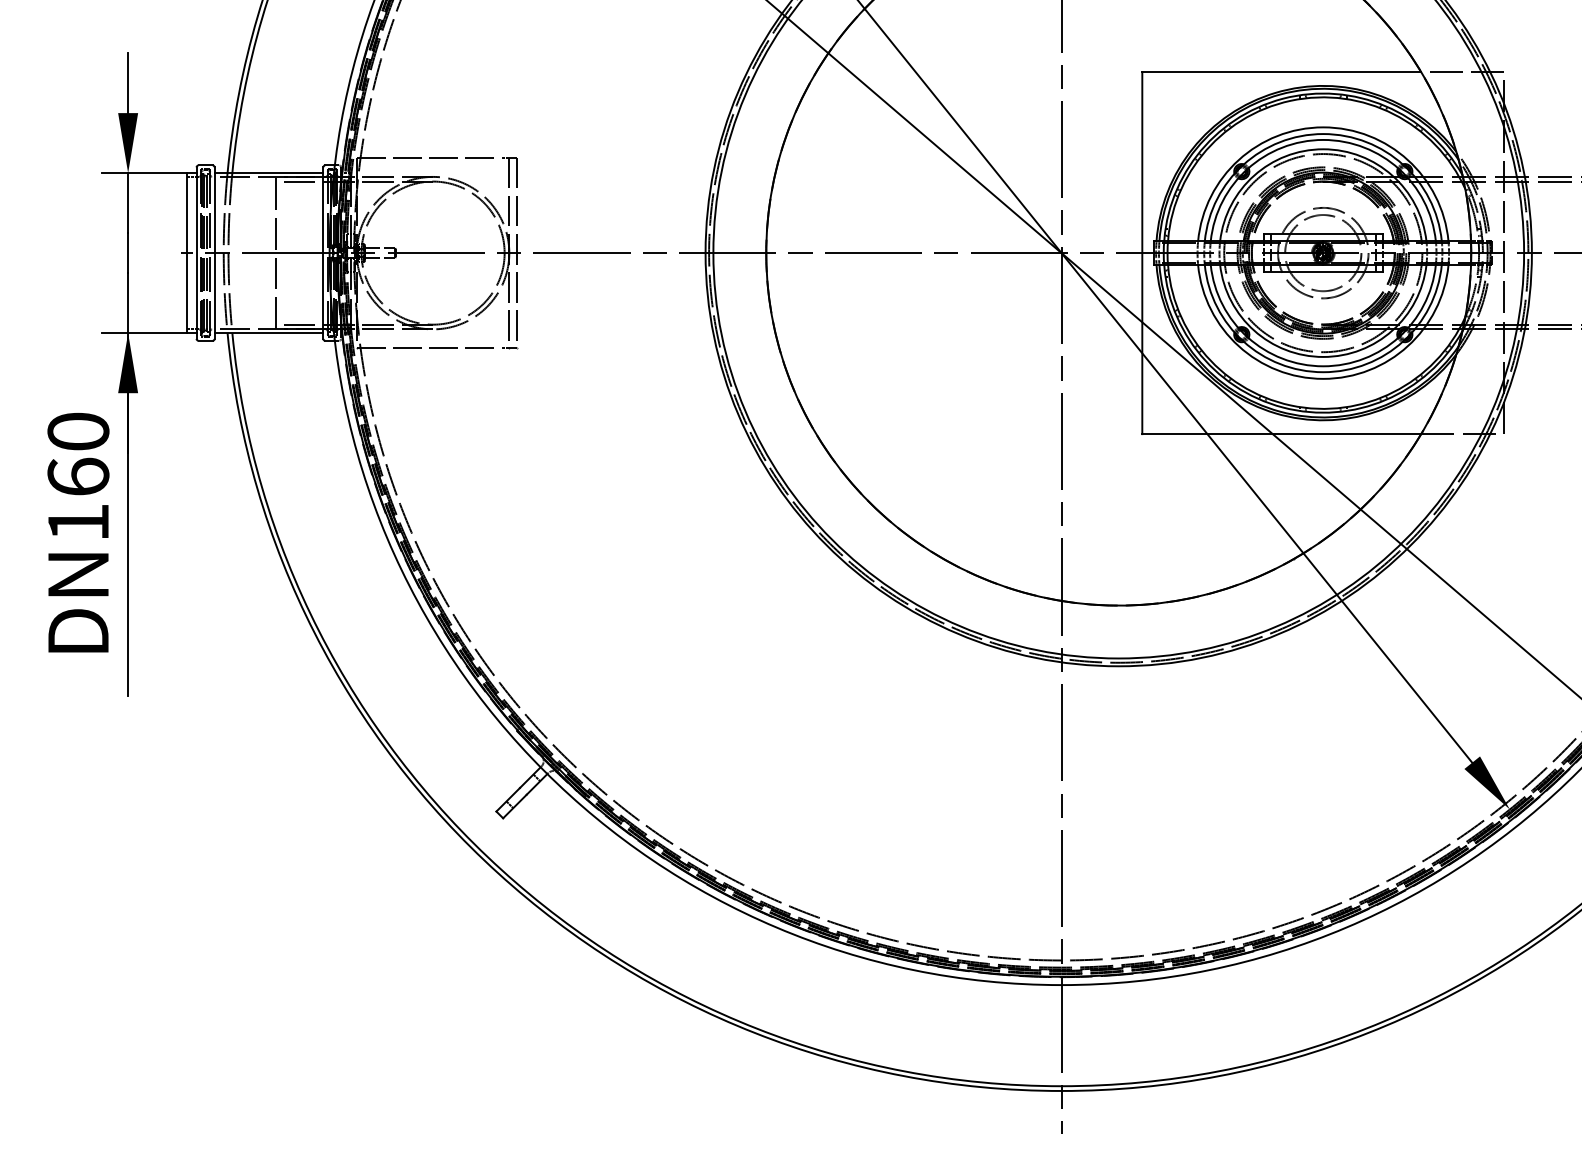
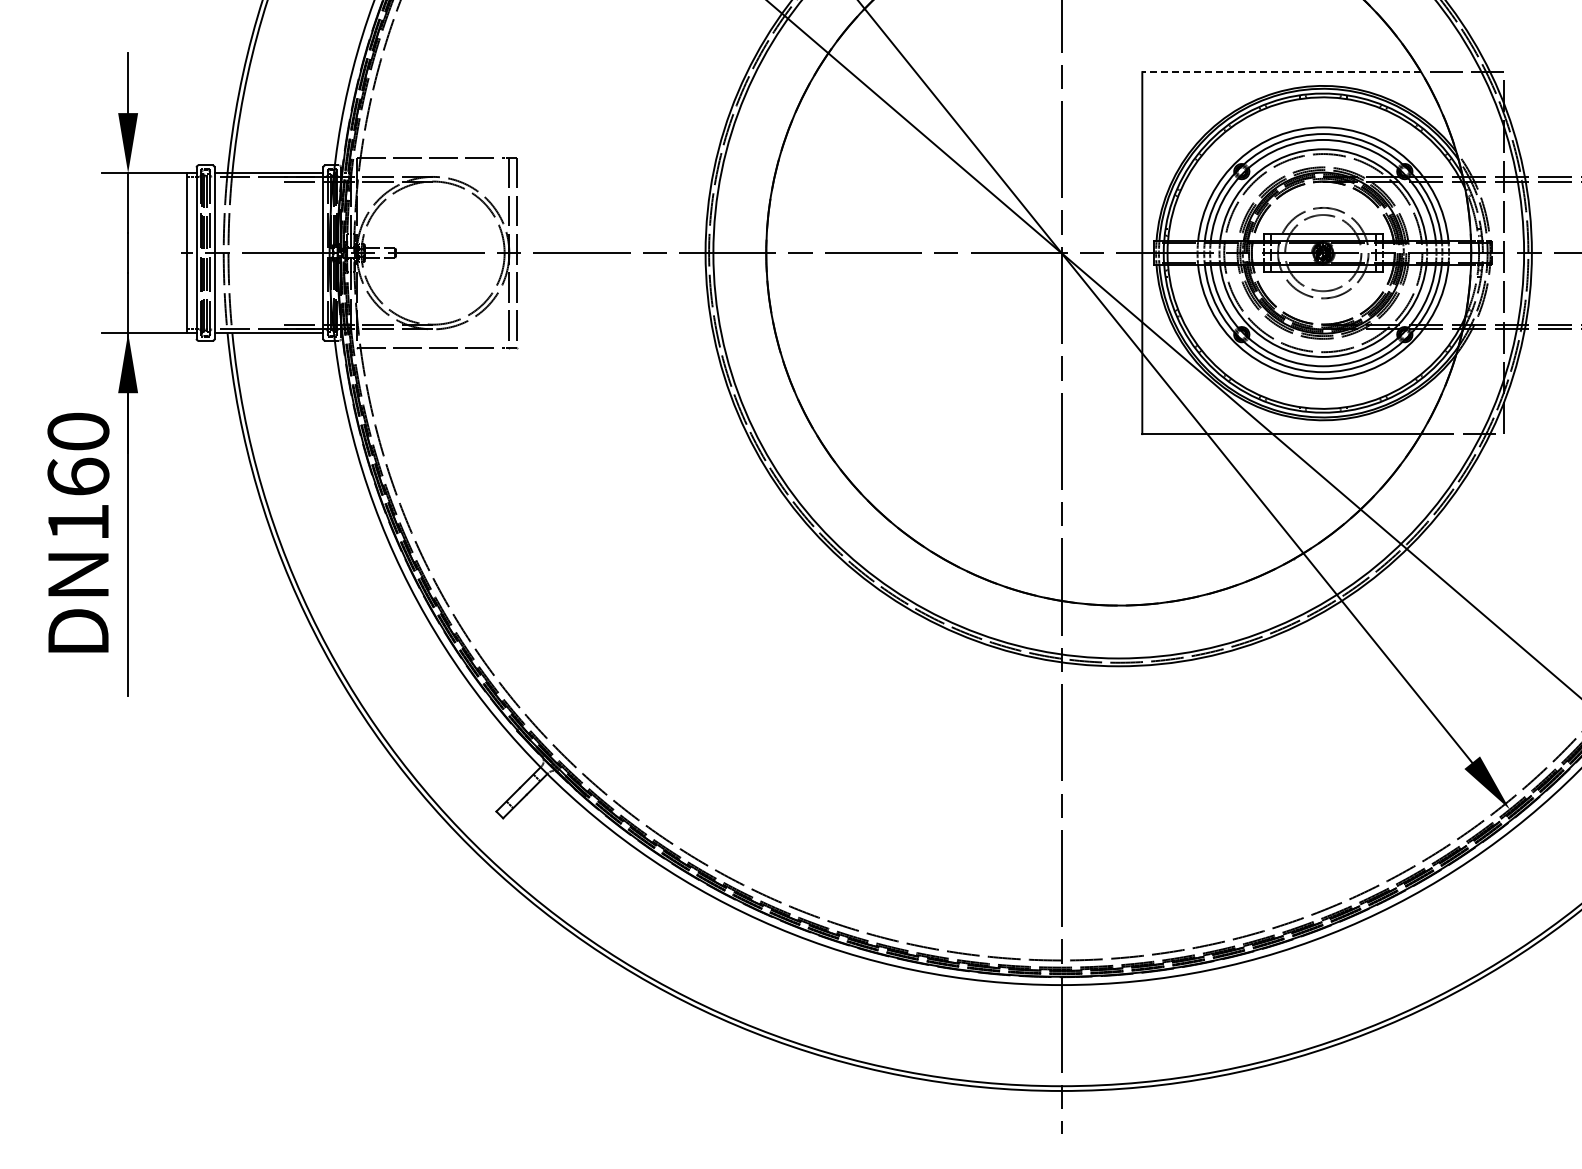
line: solid -> dashed (1281, 72)
line: present -> none (275, 252)
